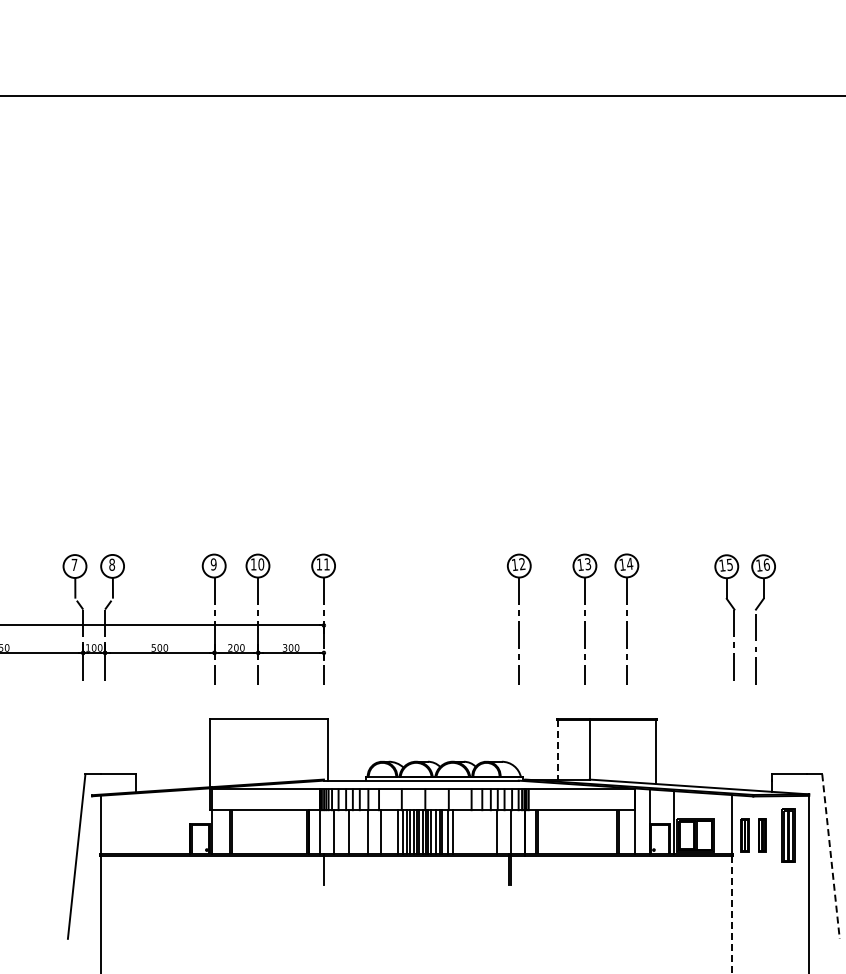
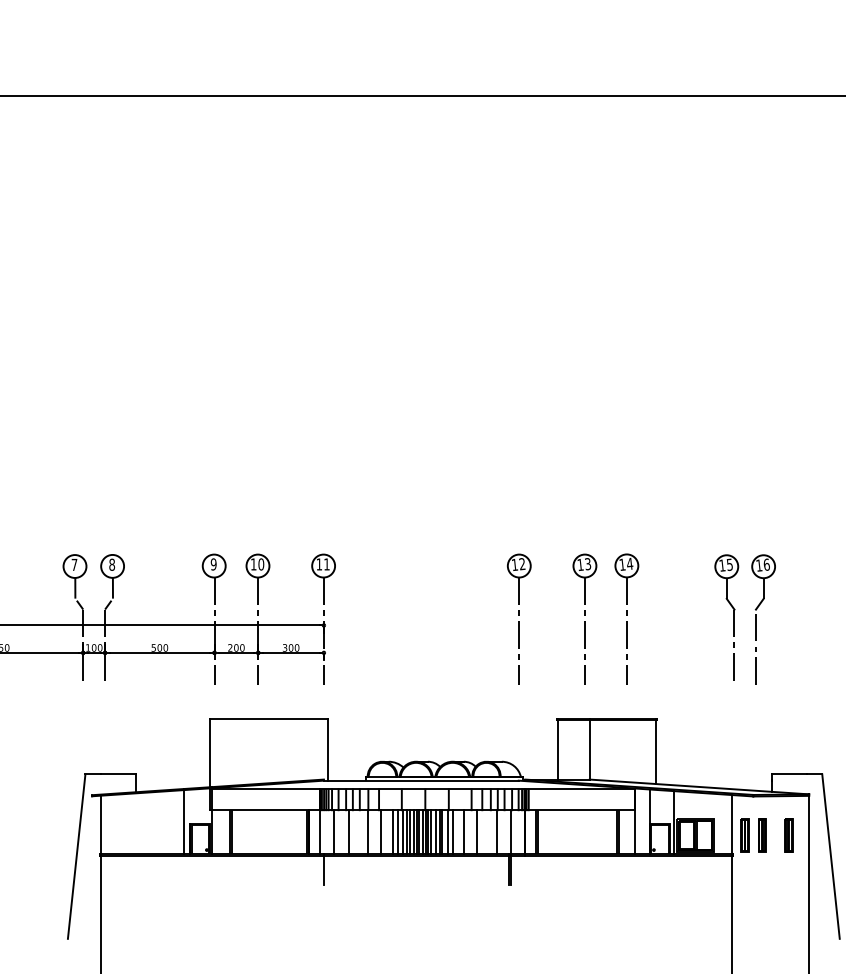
line: dashed -> solid (557, 749)
line: none -> present (183, 821)
line: none -> present (392, 832)
line: none -> present (464, 832)
line: none -> present (476, 832)
part size: 15x55 px -> 10x35 px (788, 835)
line: dashed -> solid (831, 856)
line: dashed -> solid (732, 914)
